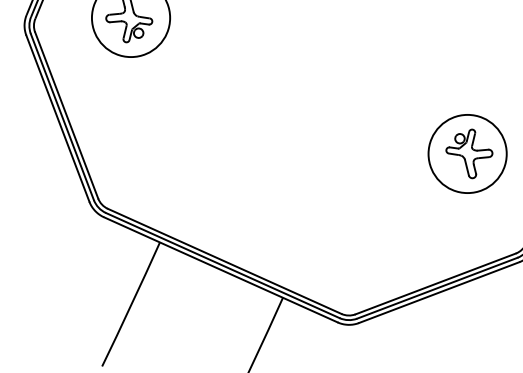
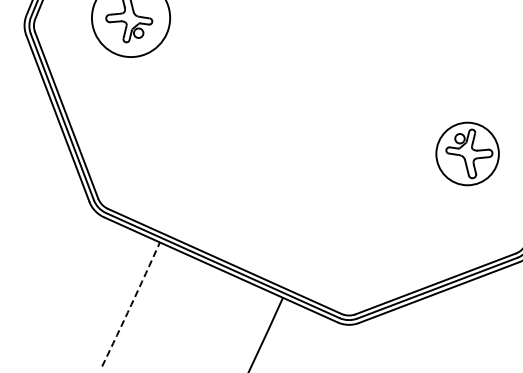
circle diameter: 78 px -> 63 px (467, 153)
arc: solid -> dashed (131, 304)
